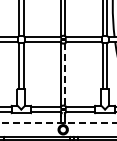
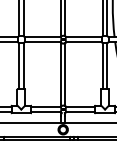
line: dashed -> solid (65, 74)
line: dashed -> solid (58, 122)
